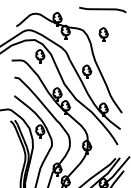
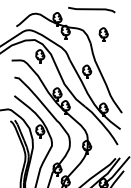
line position: (102, 9) -> (91, 9) (91, 9)
